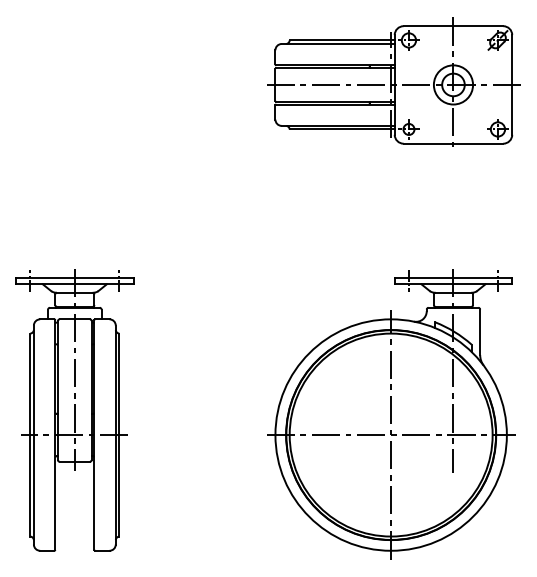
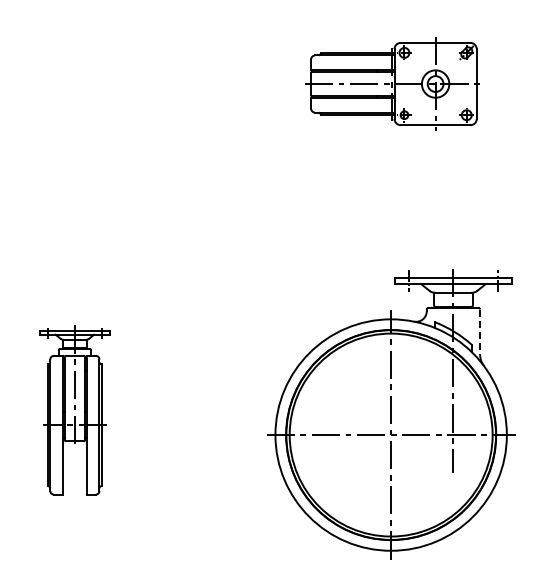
part size: 254x130 px -> 175x94 px (392, 83)
line: solid -> dashed (480, 332)
part size: 120x283 px -> 72x171 px (74, 410)
